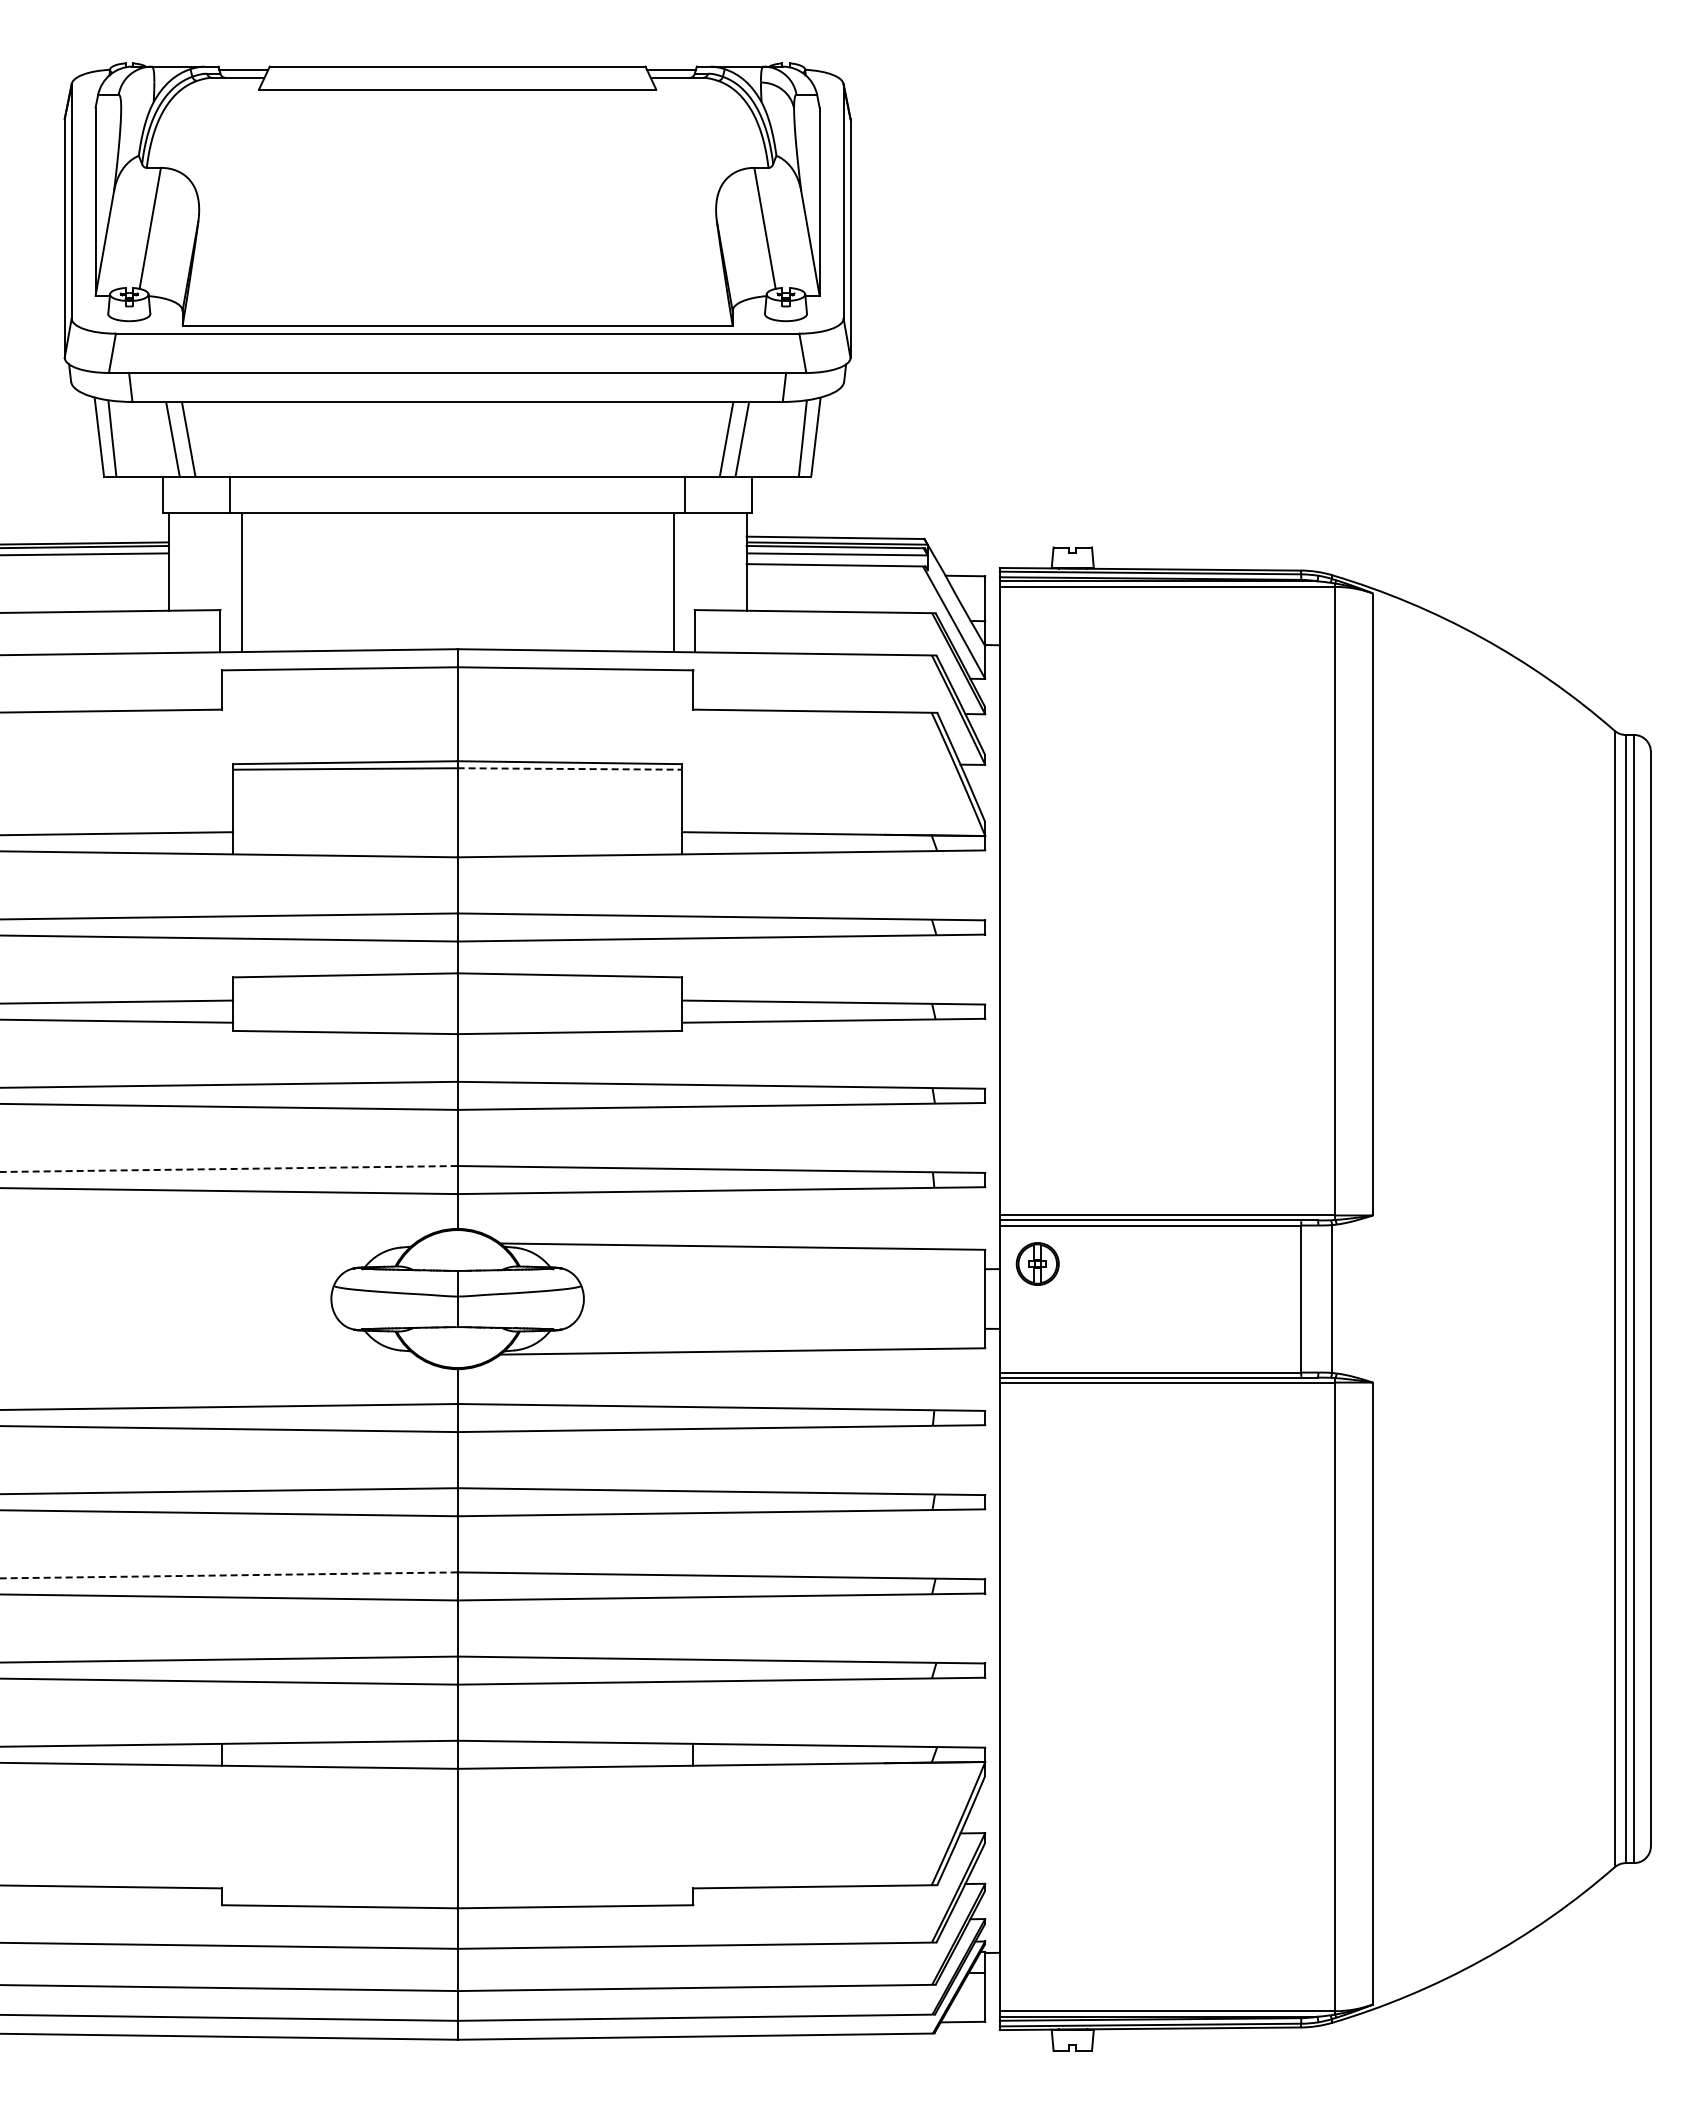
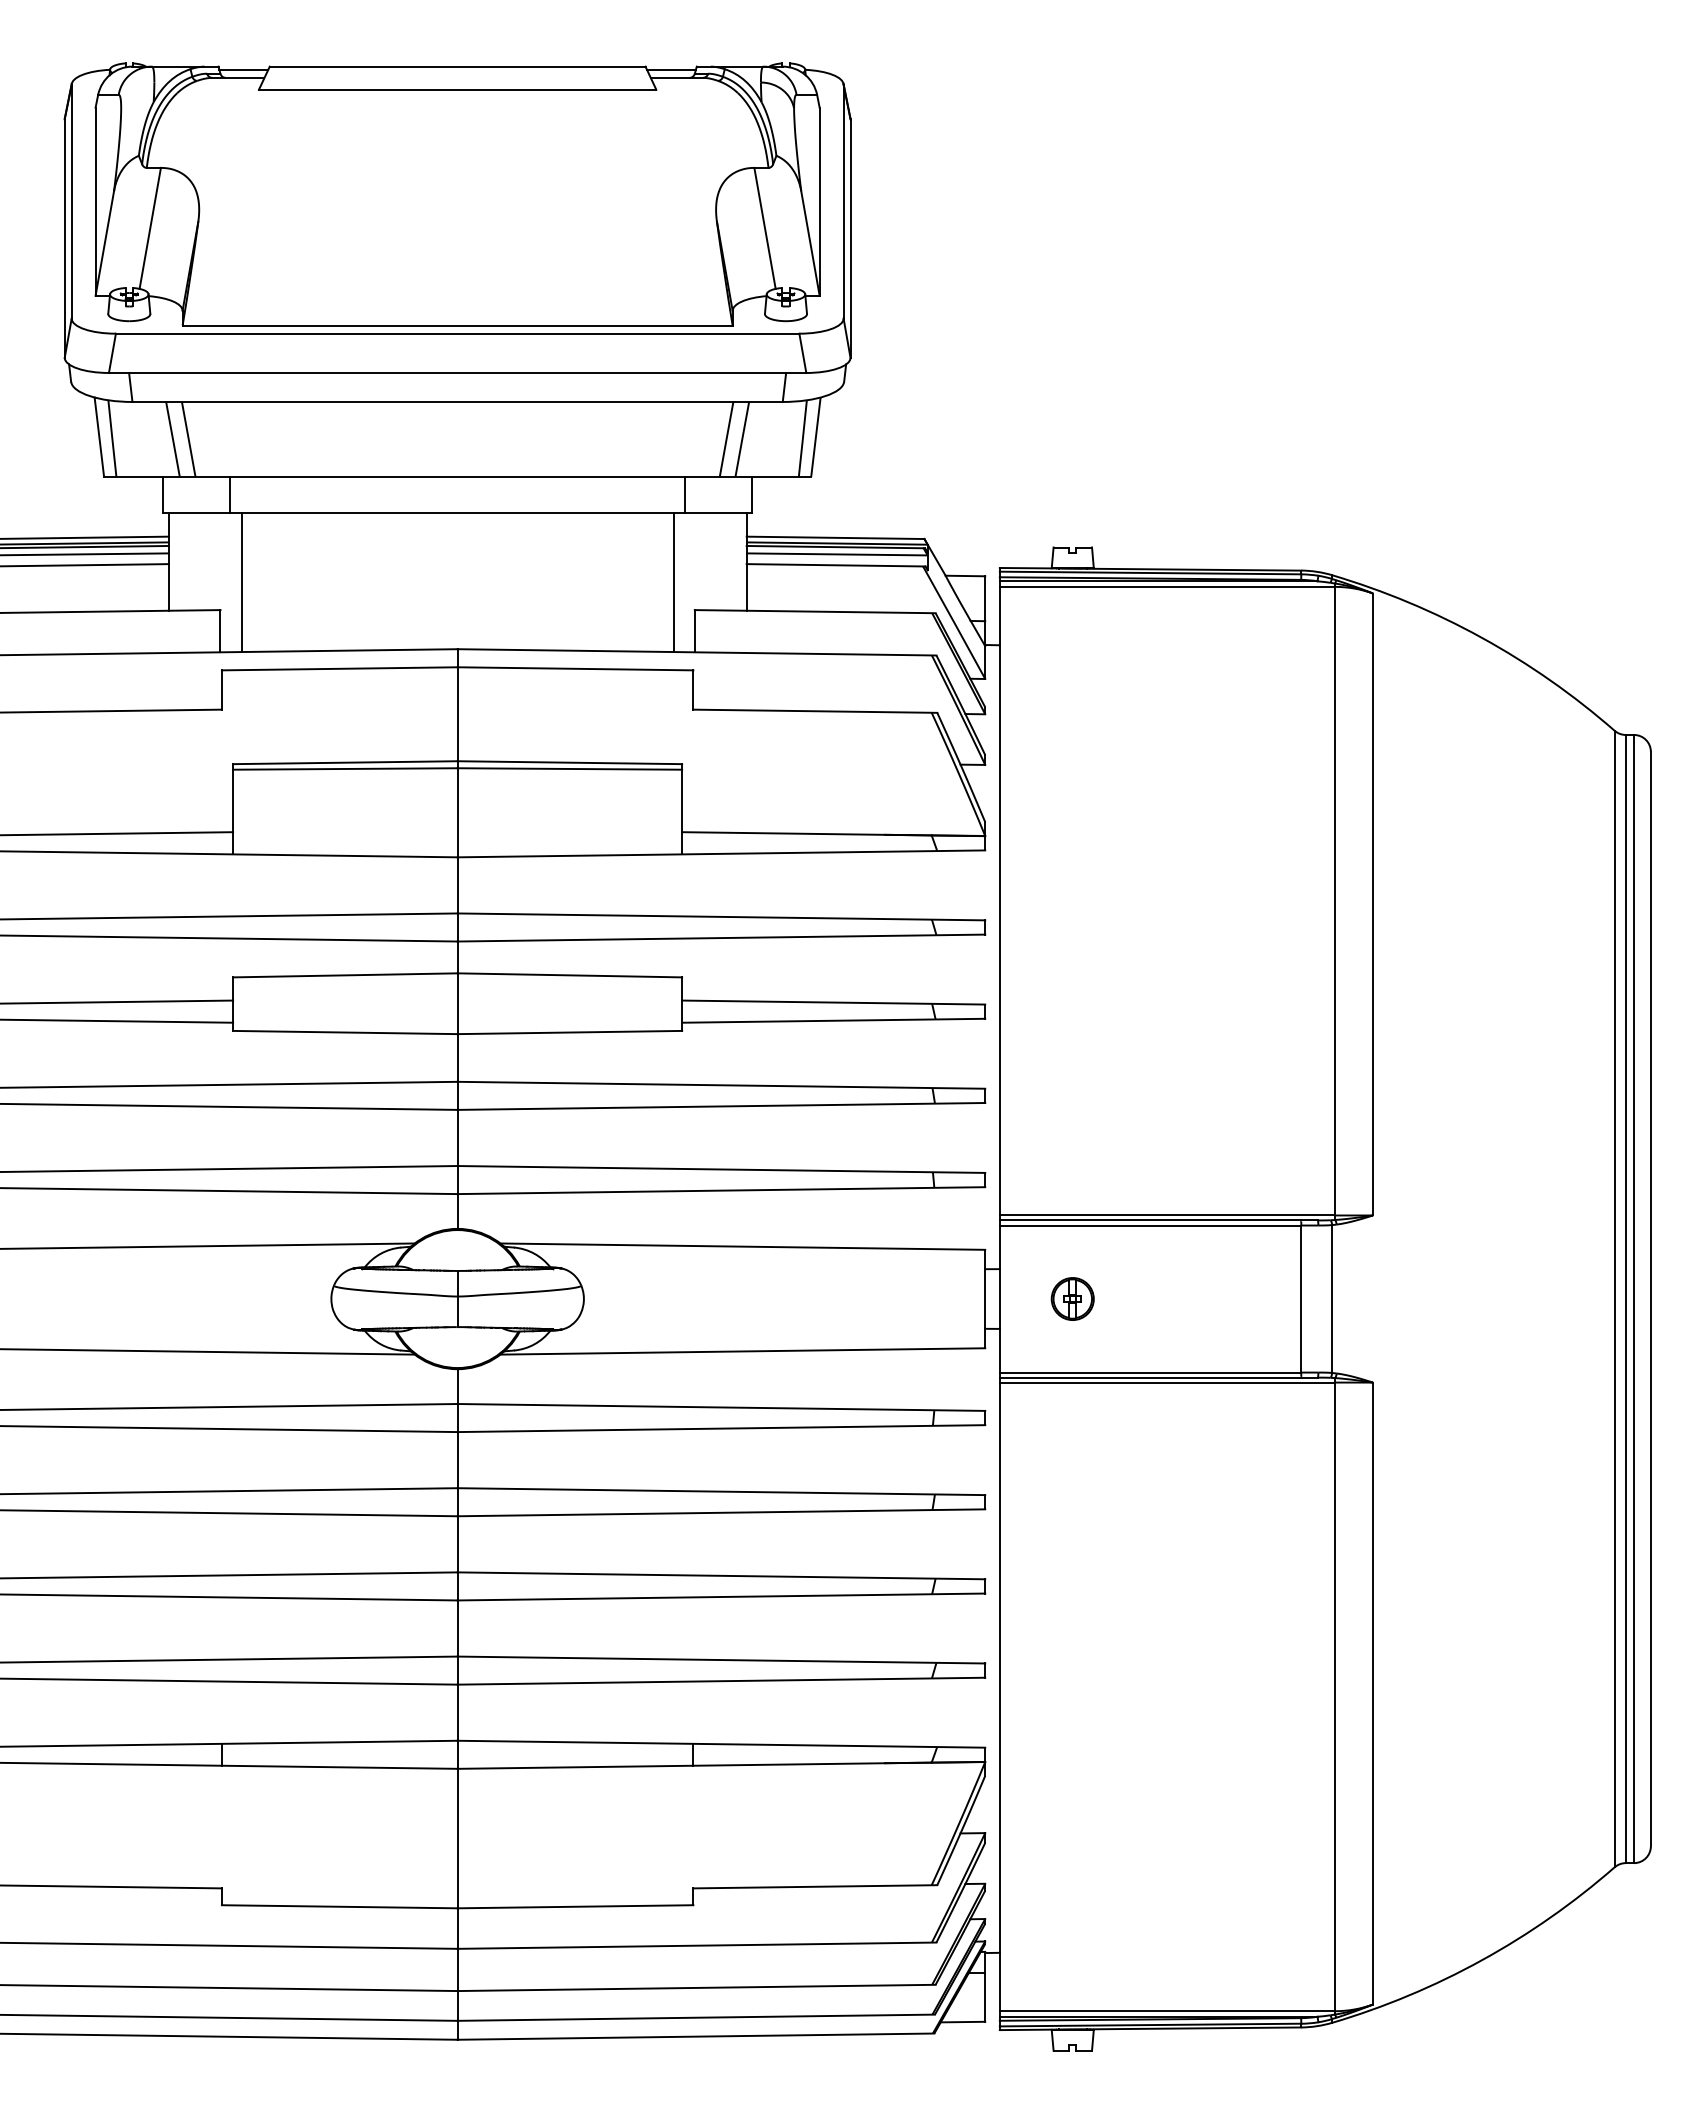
line: none -> present (85, 537)
line: none -> present (85, 565)
line: dashed -> solid (570, 768)
line: dashed -> solid (228, 1169)
line: none -> present (208, 1245)
part position: (1037, 1263) -> (1072, 1298) (1072, 1298)
line: none -> present (208, 1351)
line: dashed -> solid (228, 1575)
